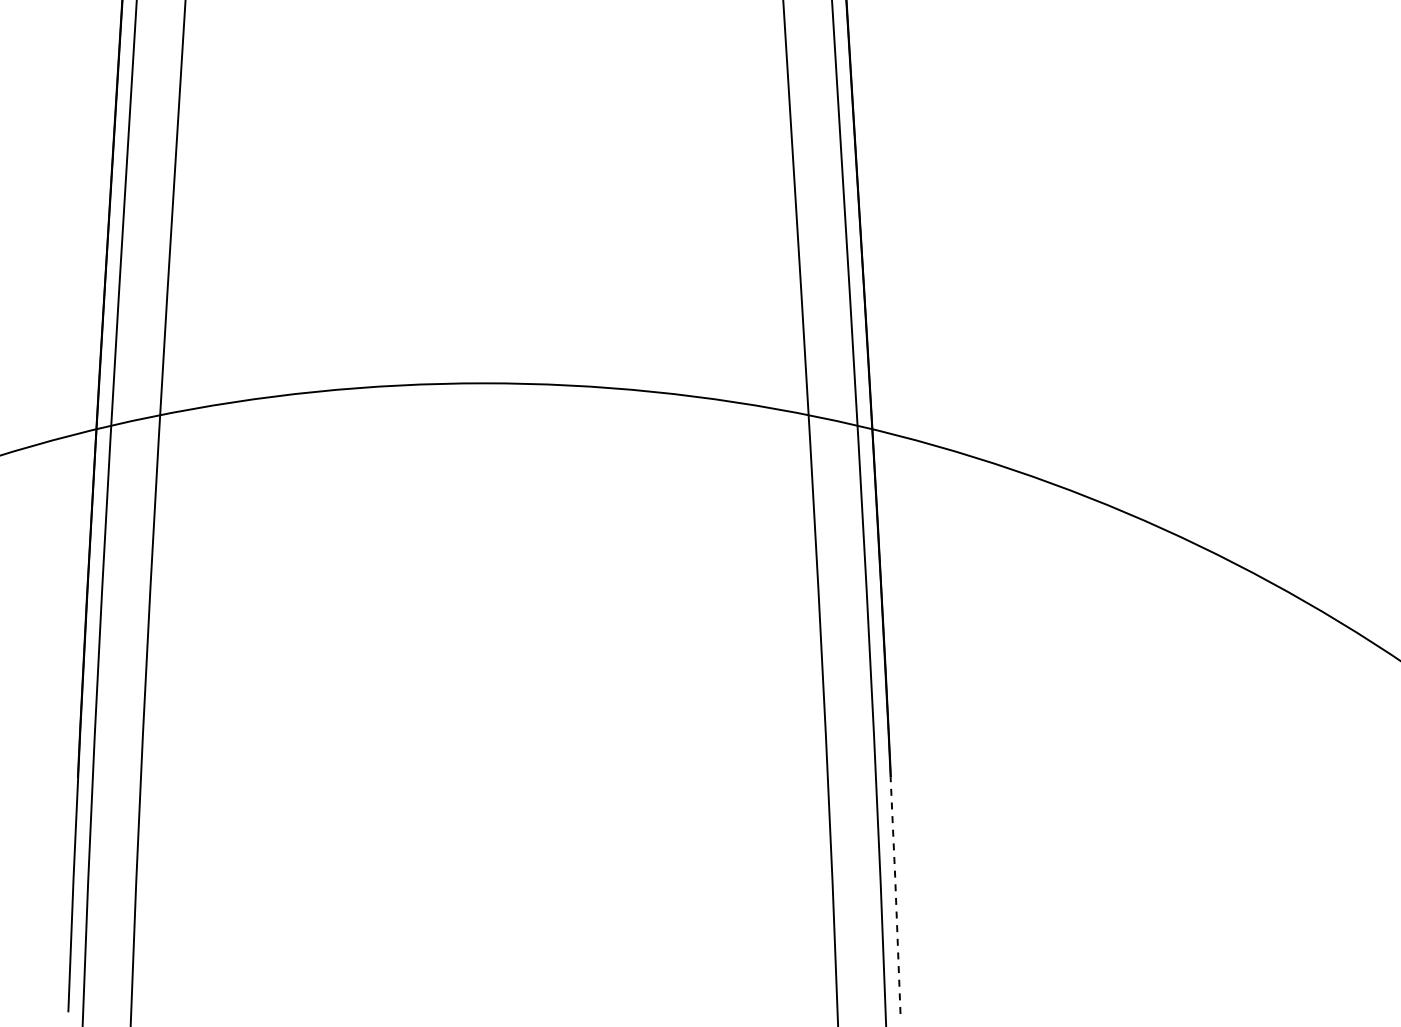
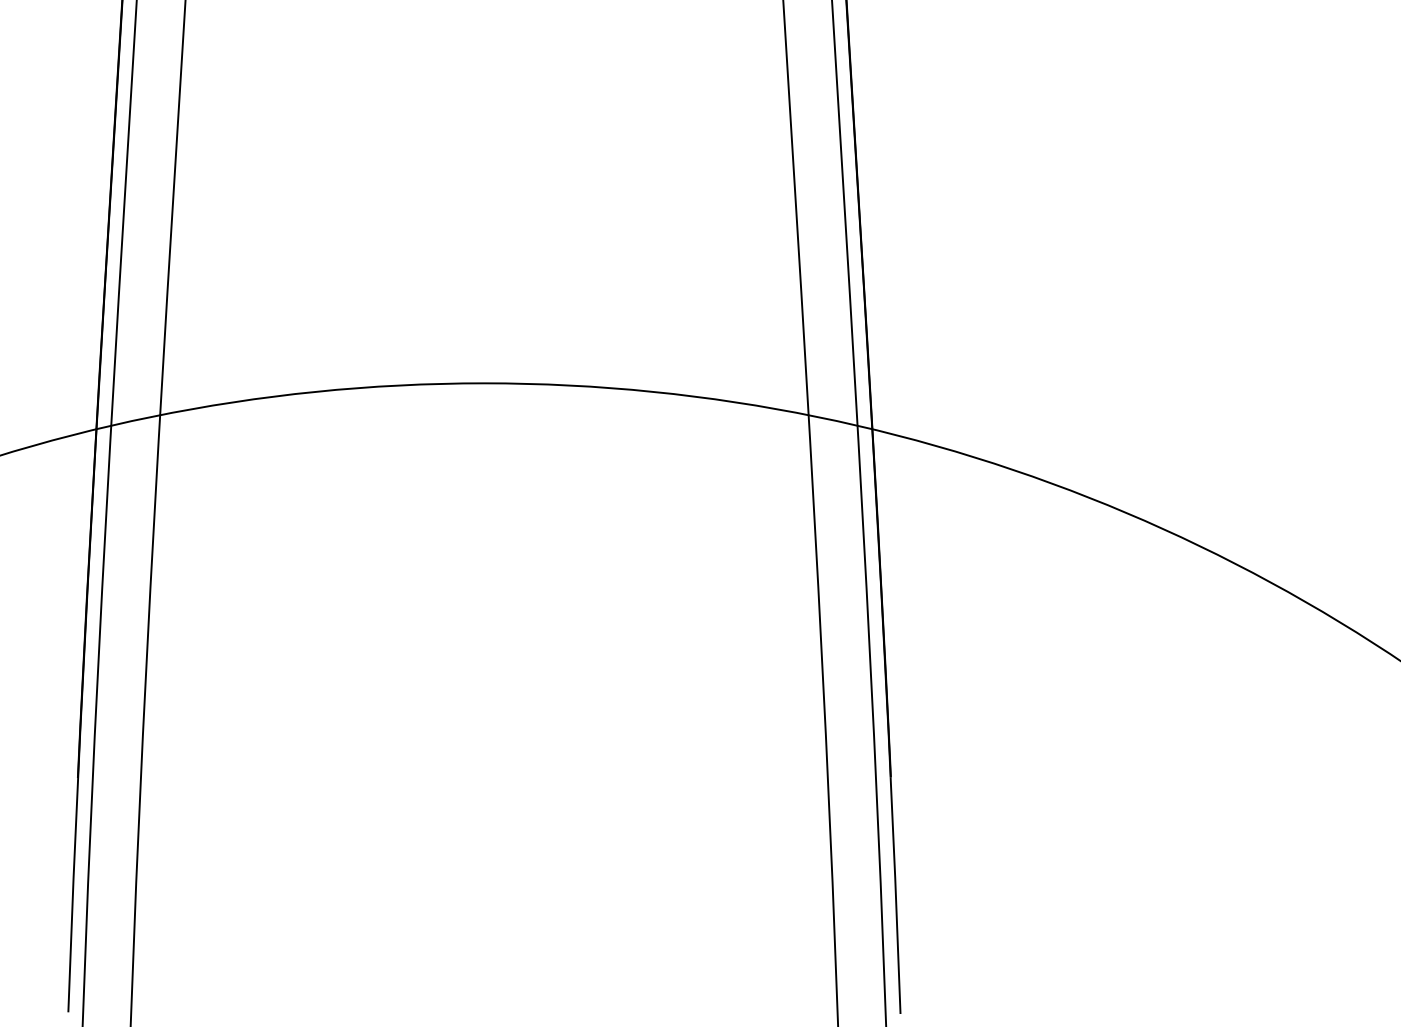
line: dashed -> solid (895, 894)
